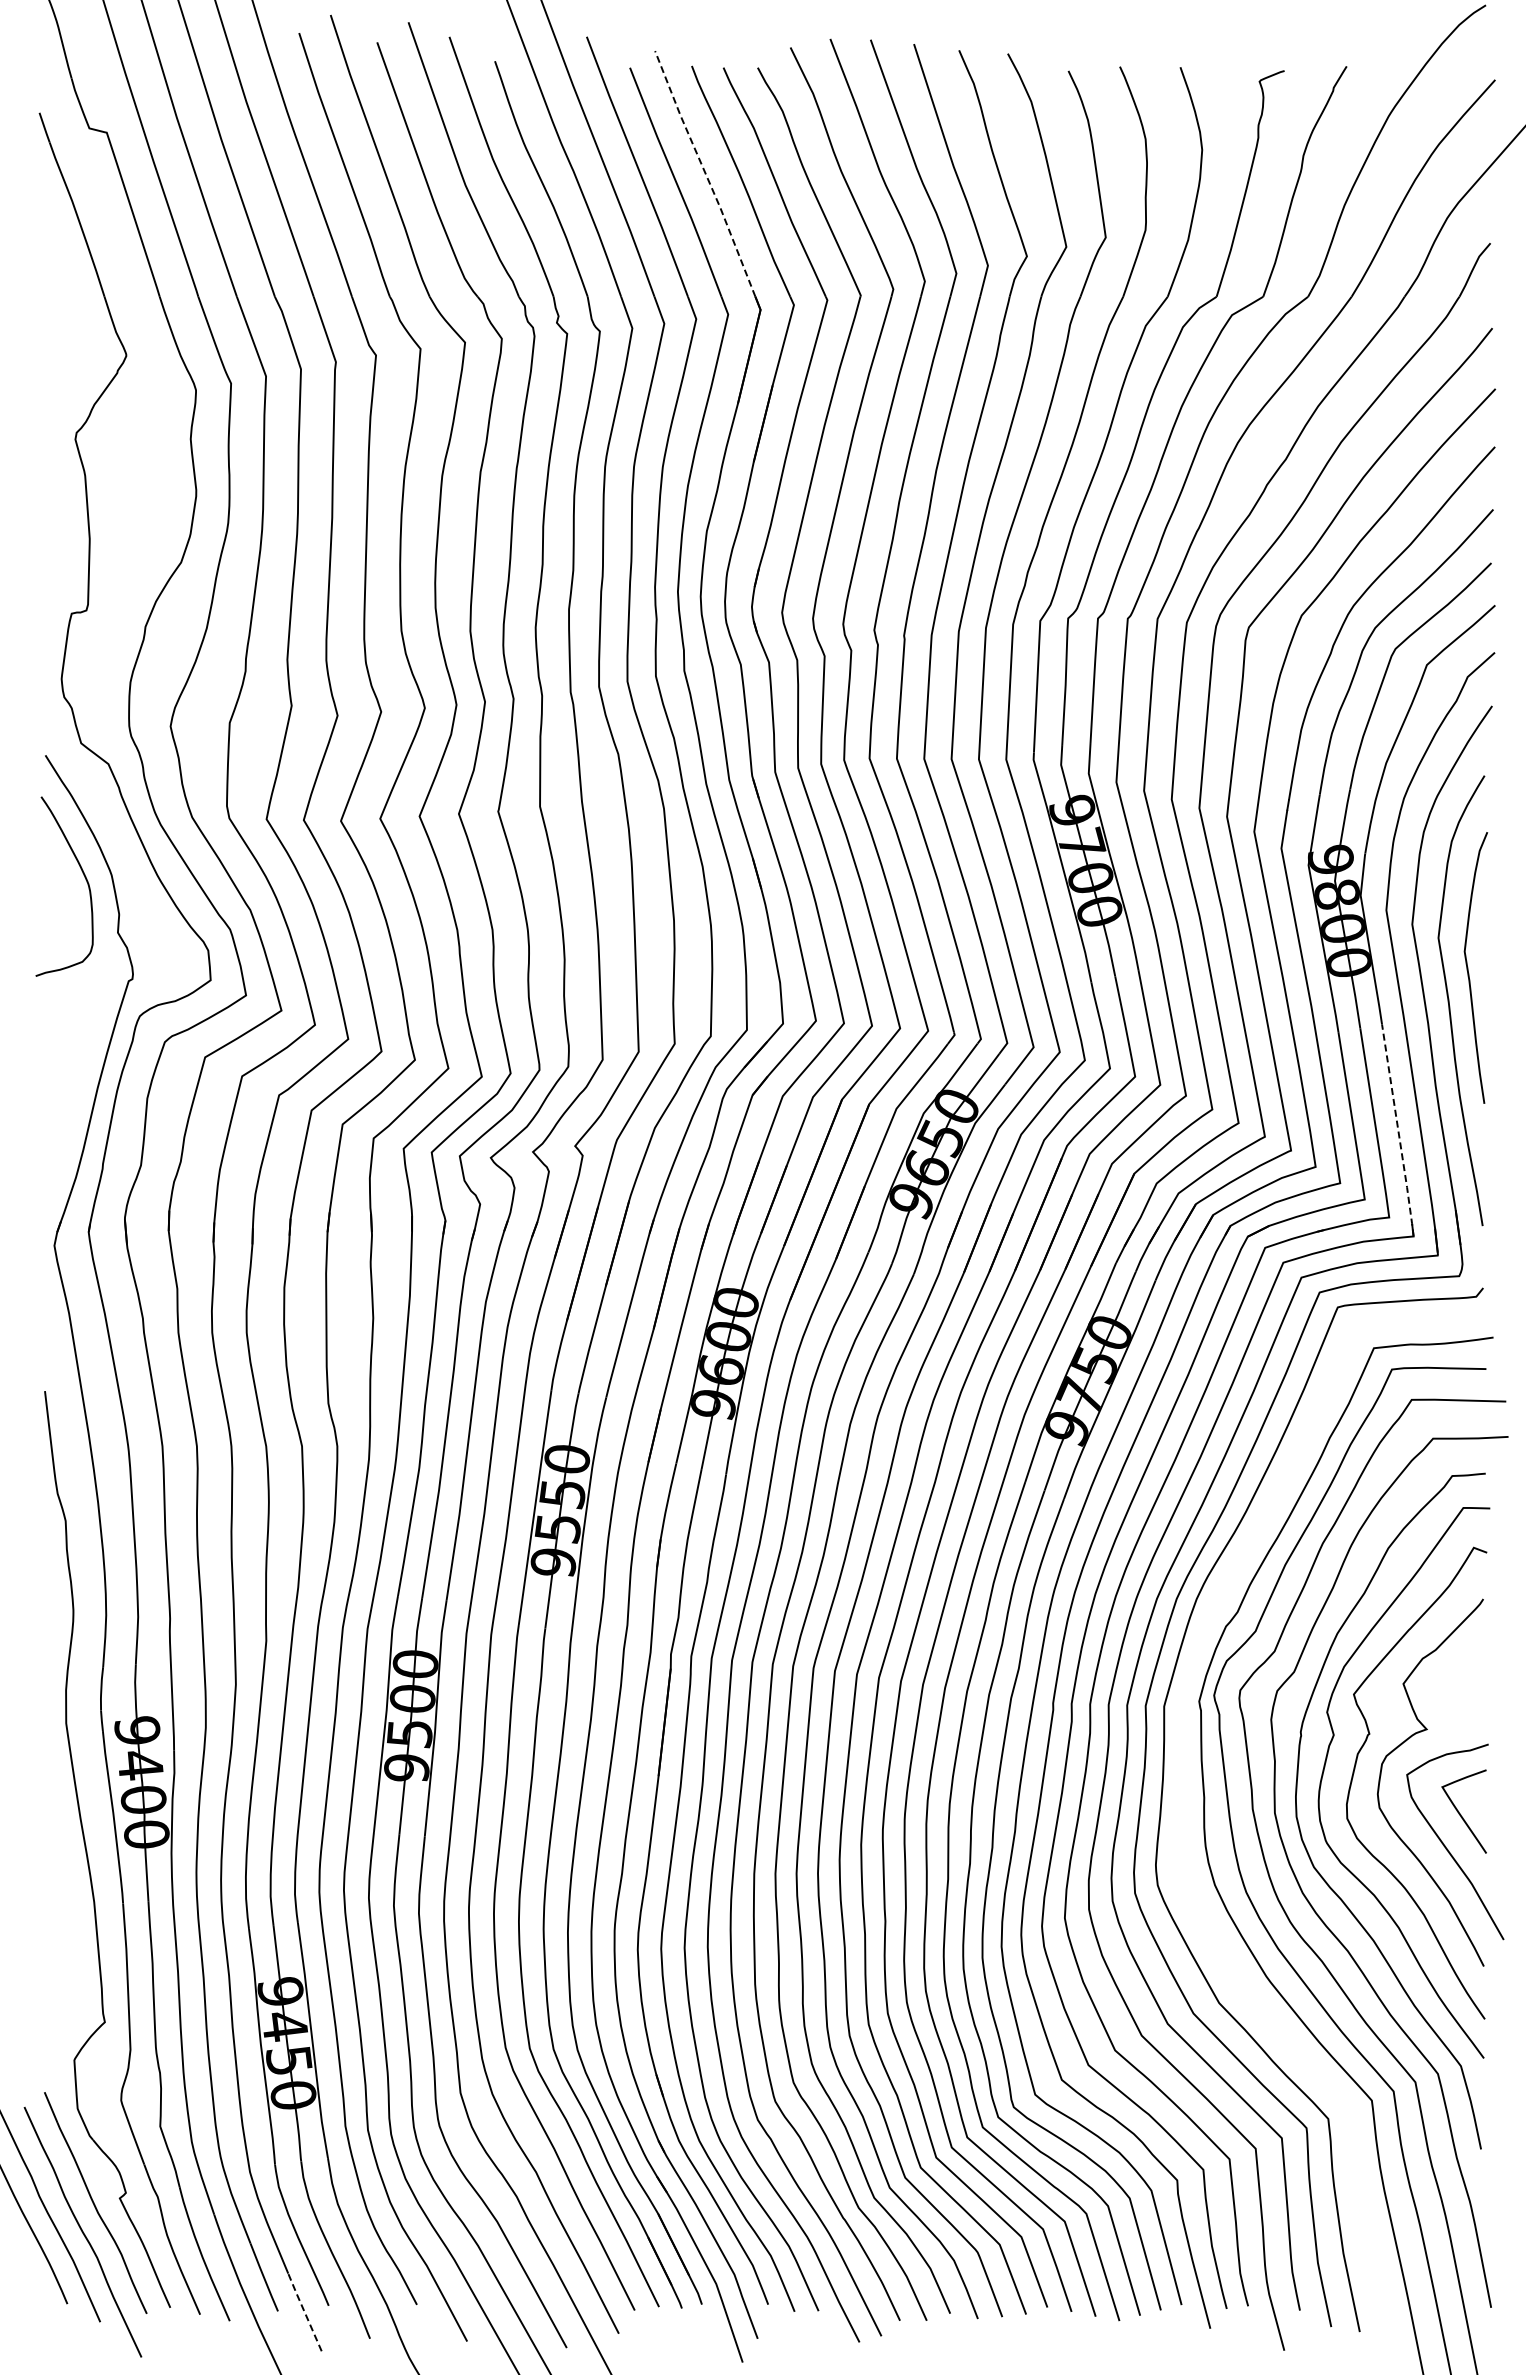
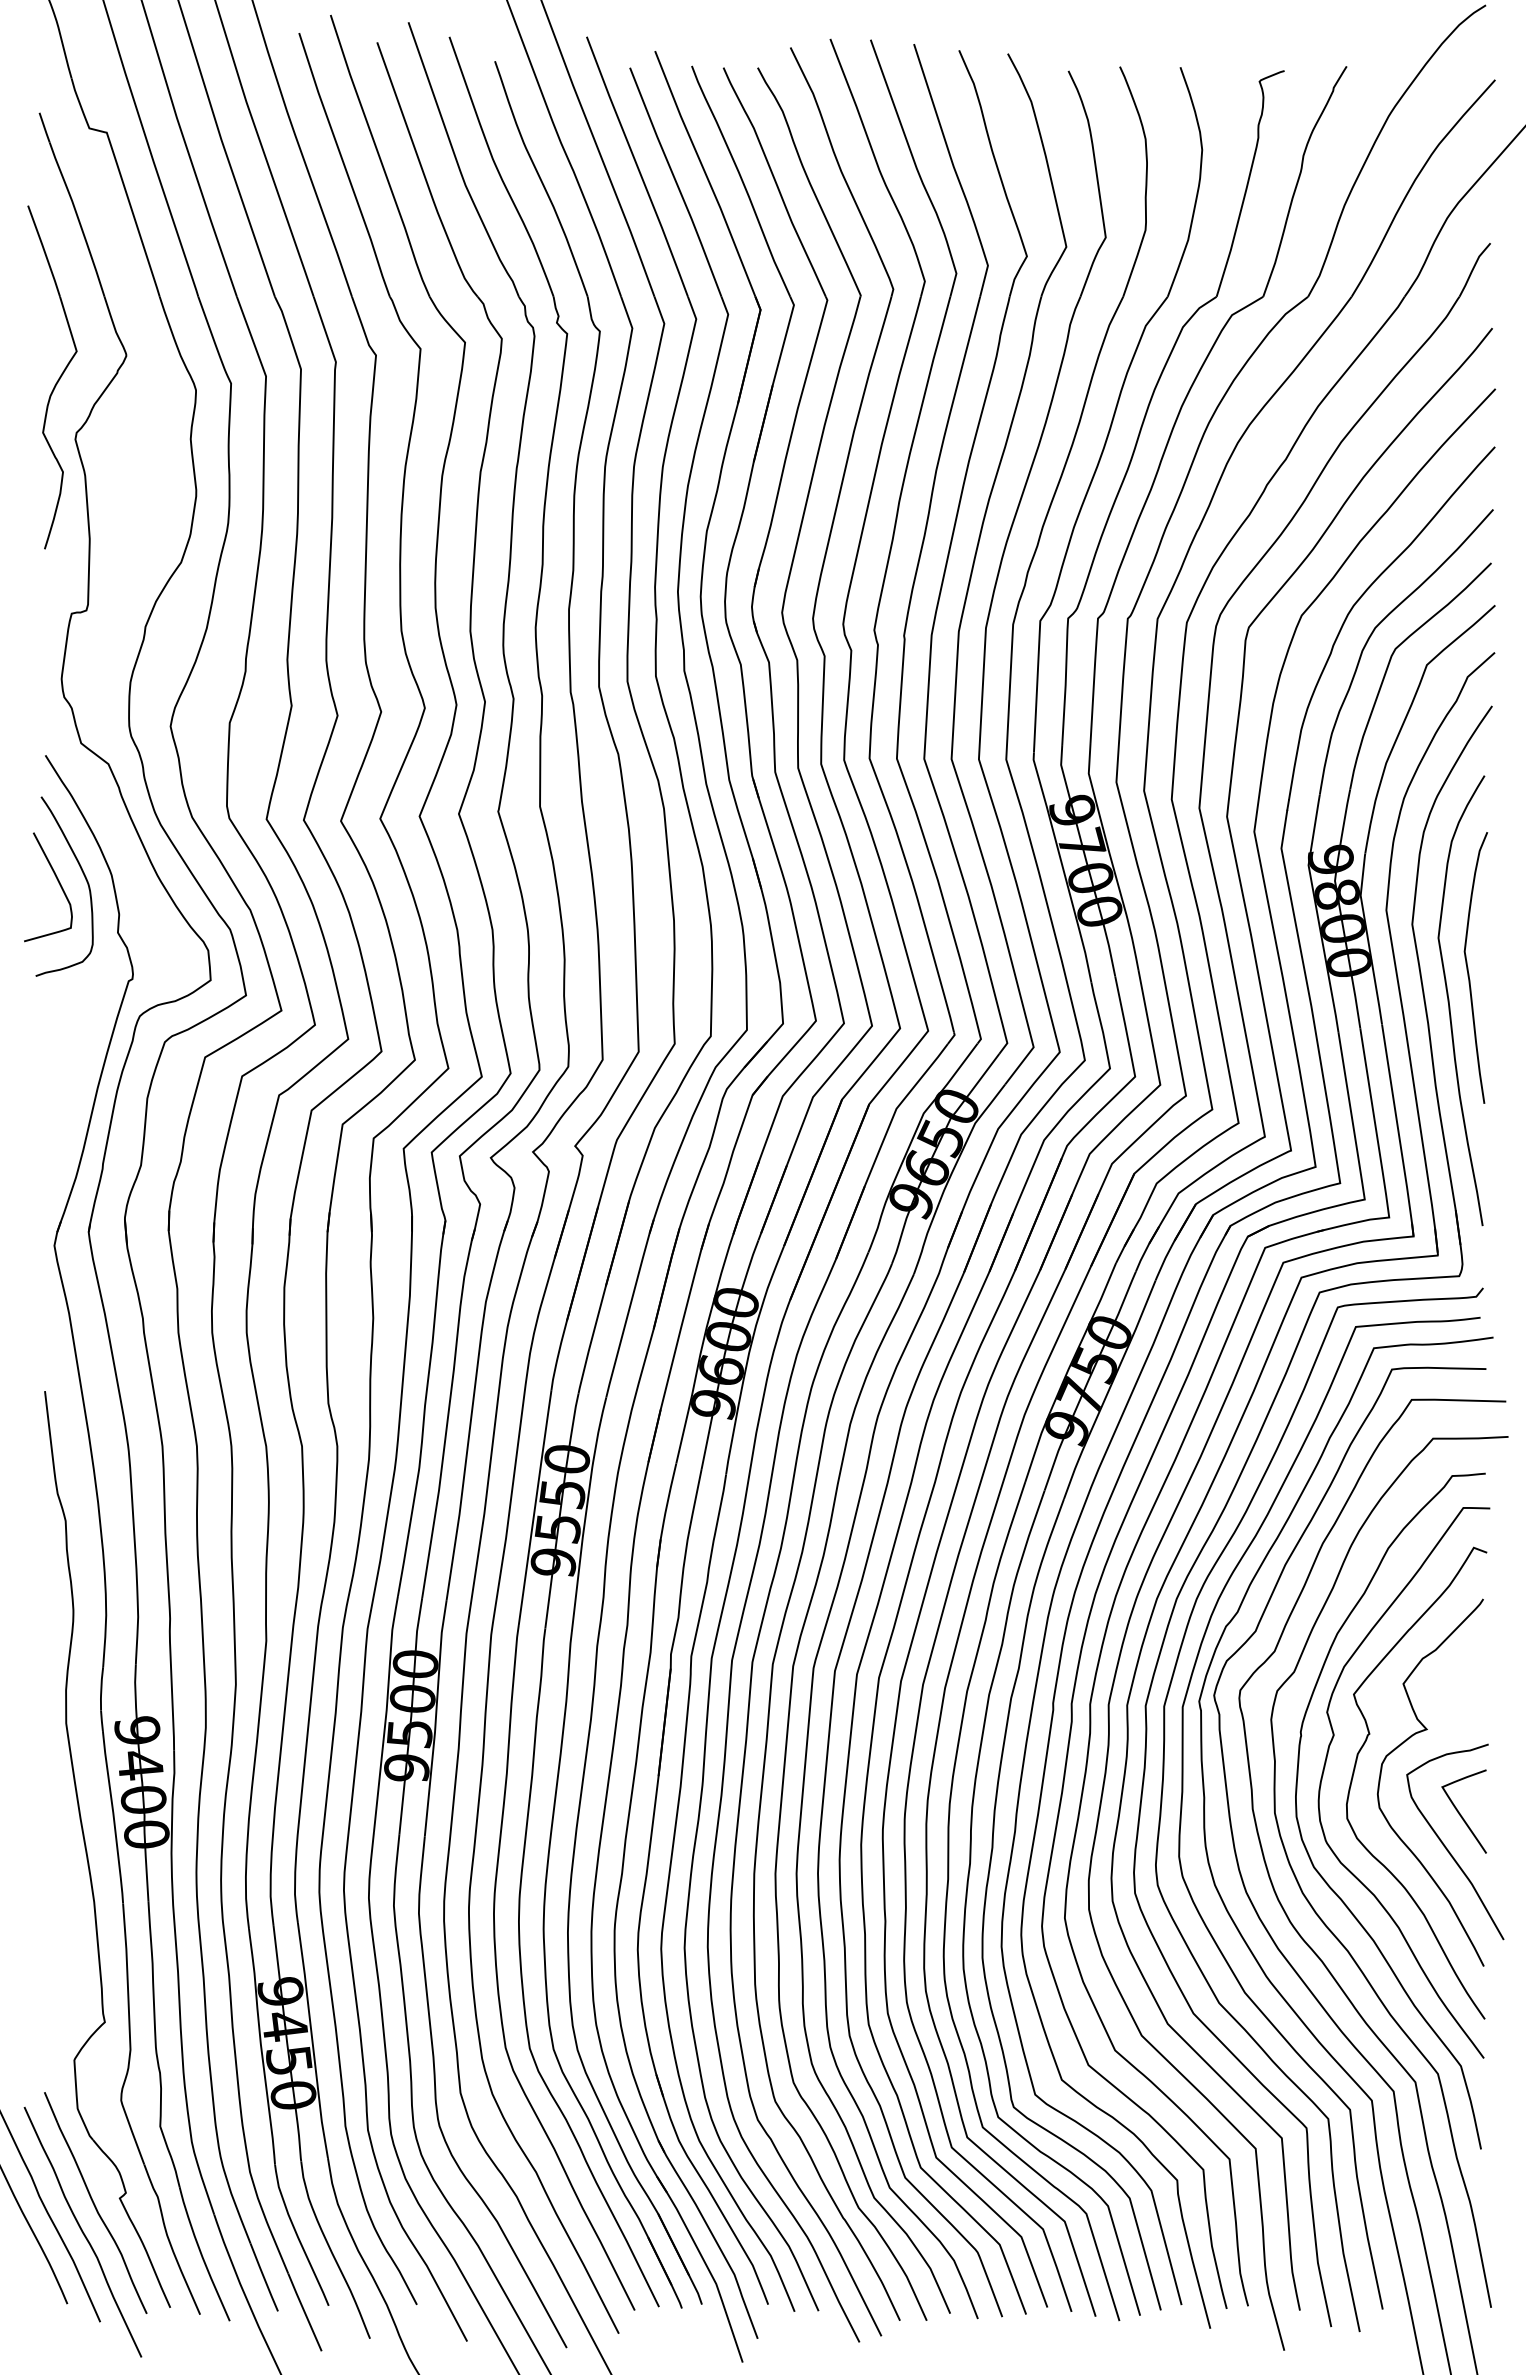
line: dashed -> solid (705, 173)
part: none -> present (52, 377)
curve: none -> present (58, 883)
line: dashed -> solid (1398, 1132)
curve: none -> present (1182, 1809)
line: dashed -> solid (304, 2311)
